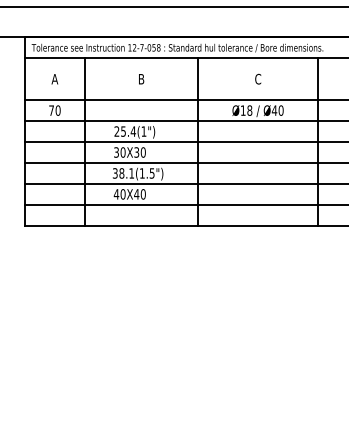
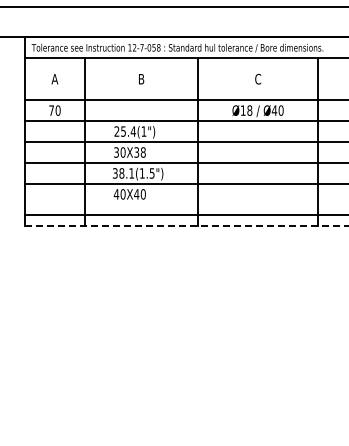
text: 30X30 -> 30X38 (142, 152)
line position: (185, 204) -> (185, 214) (185, 214)
line: solid -> dashed (186, 225)
